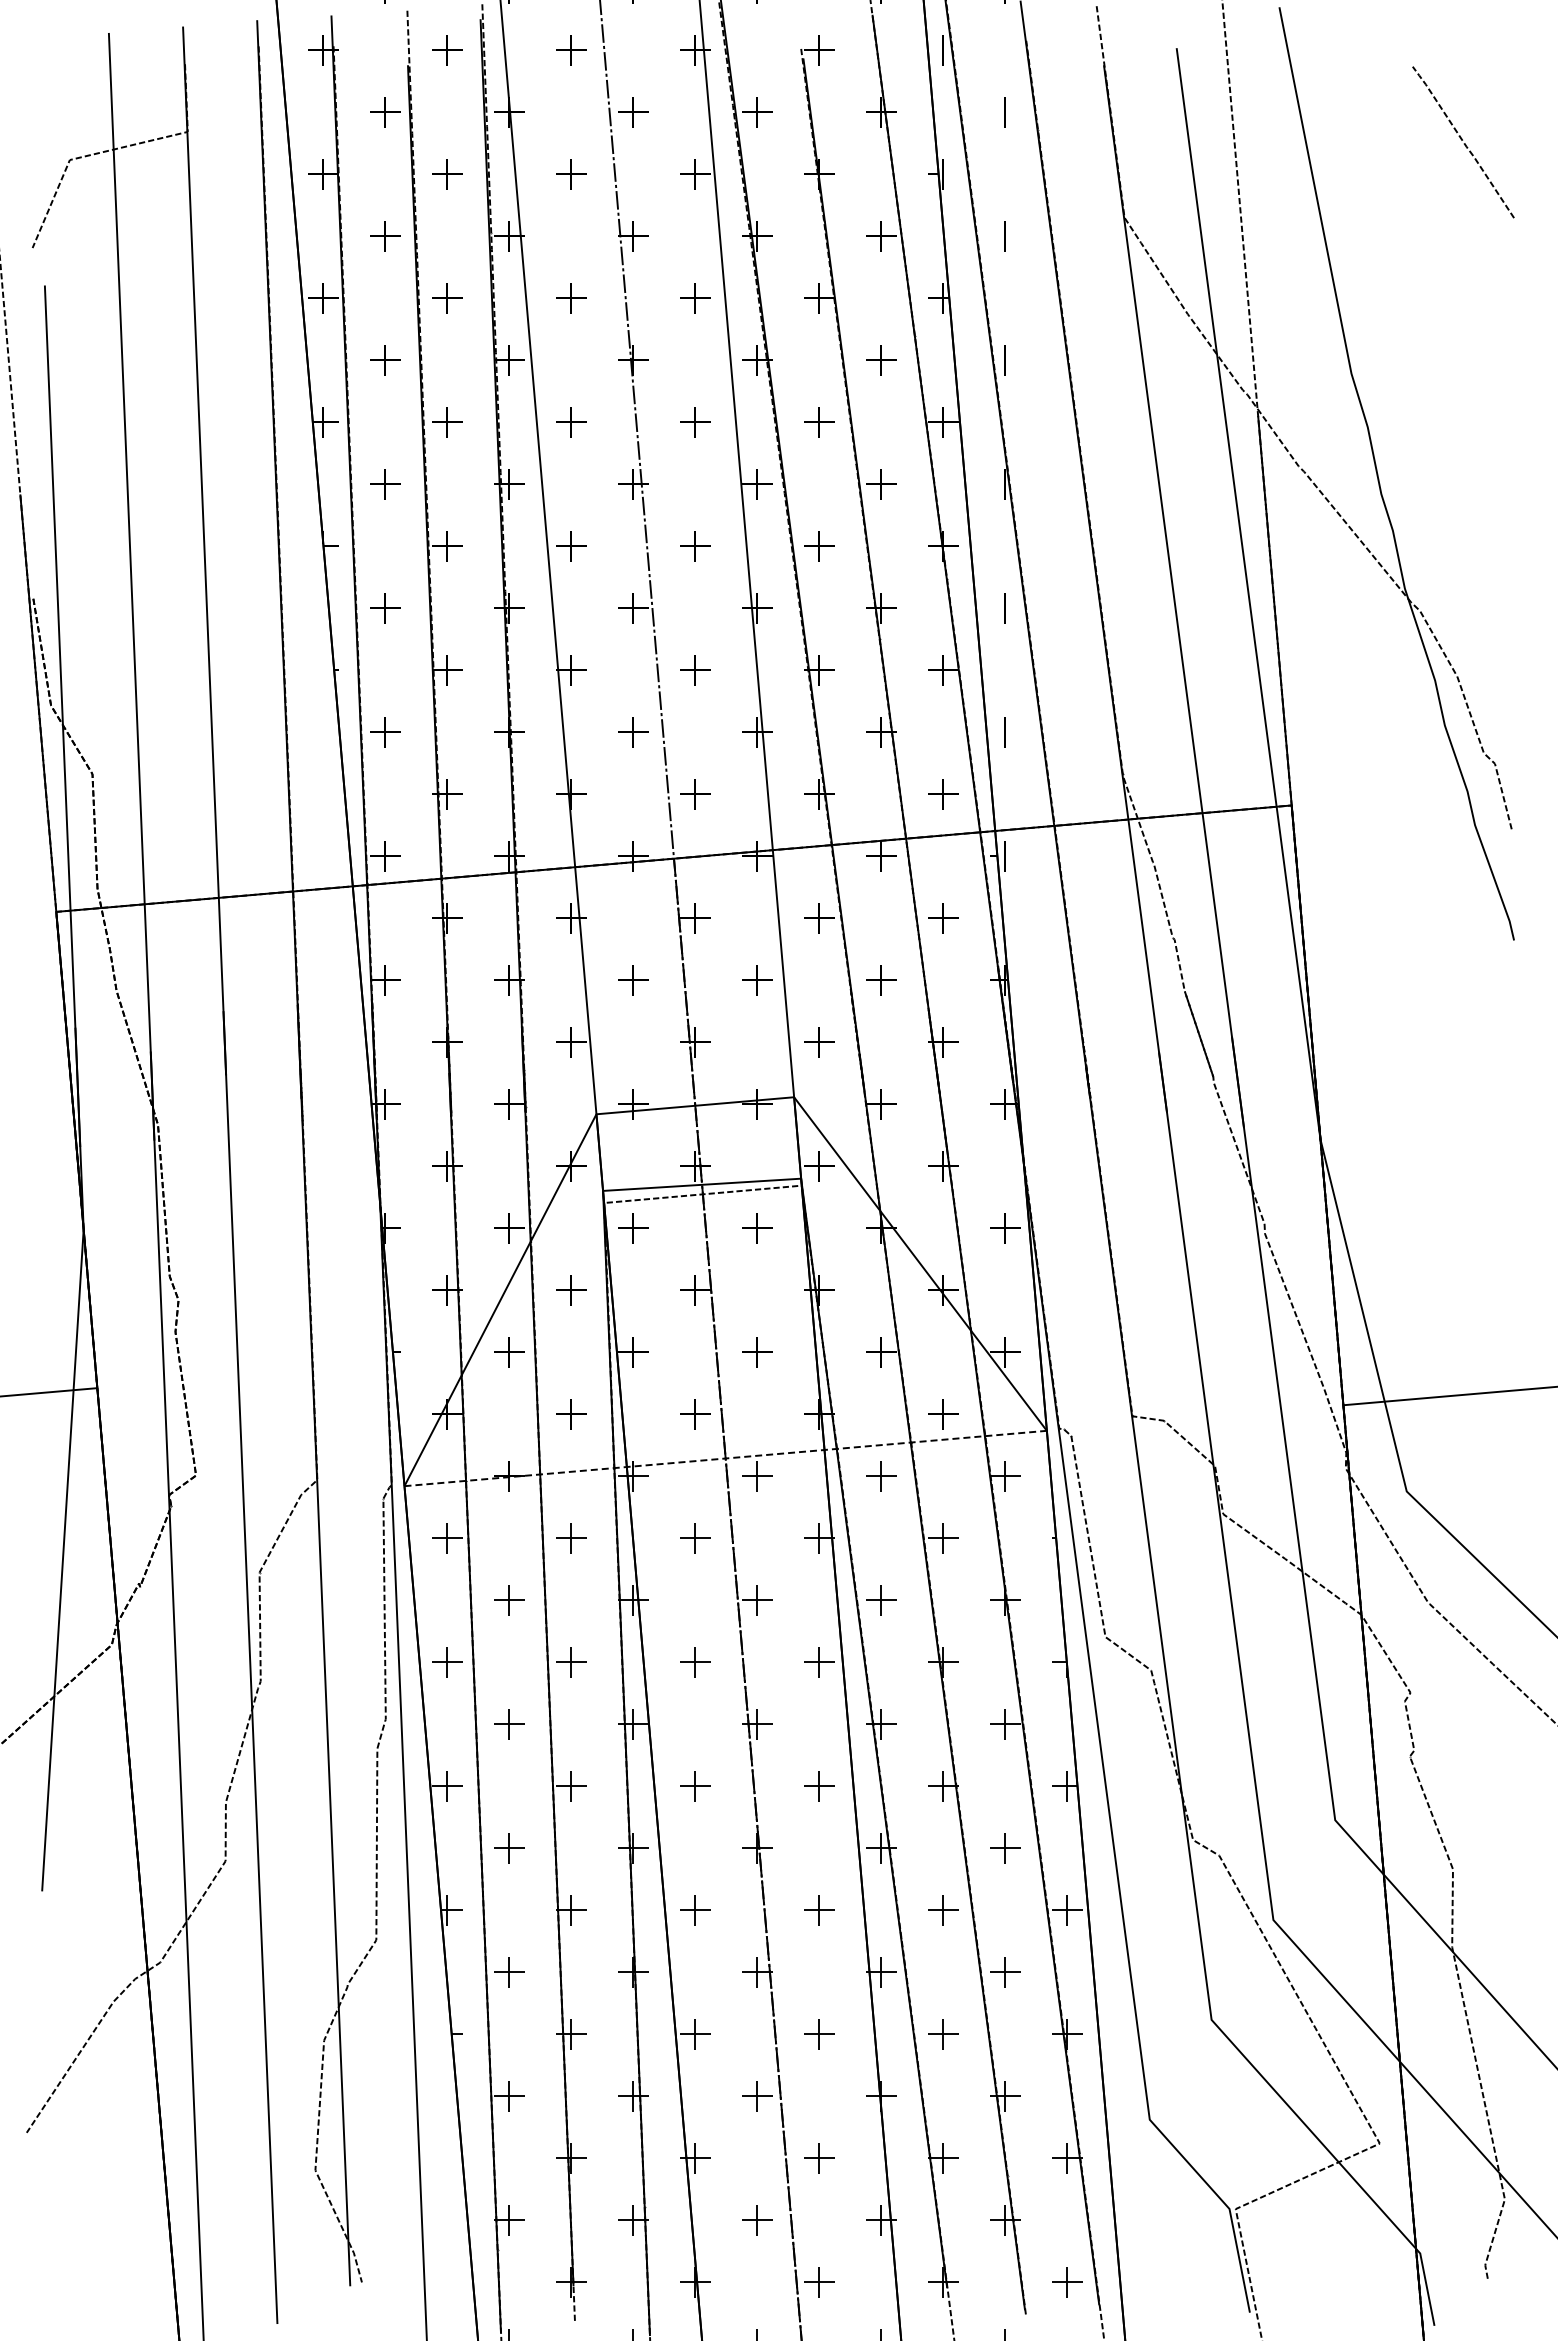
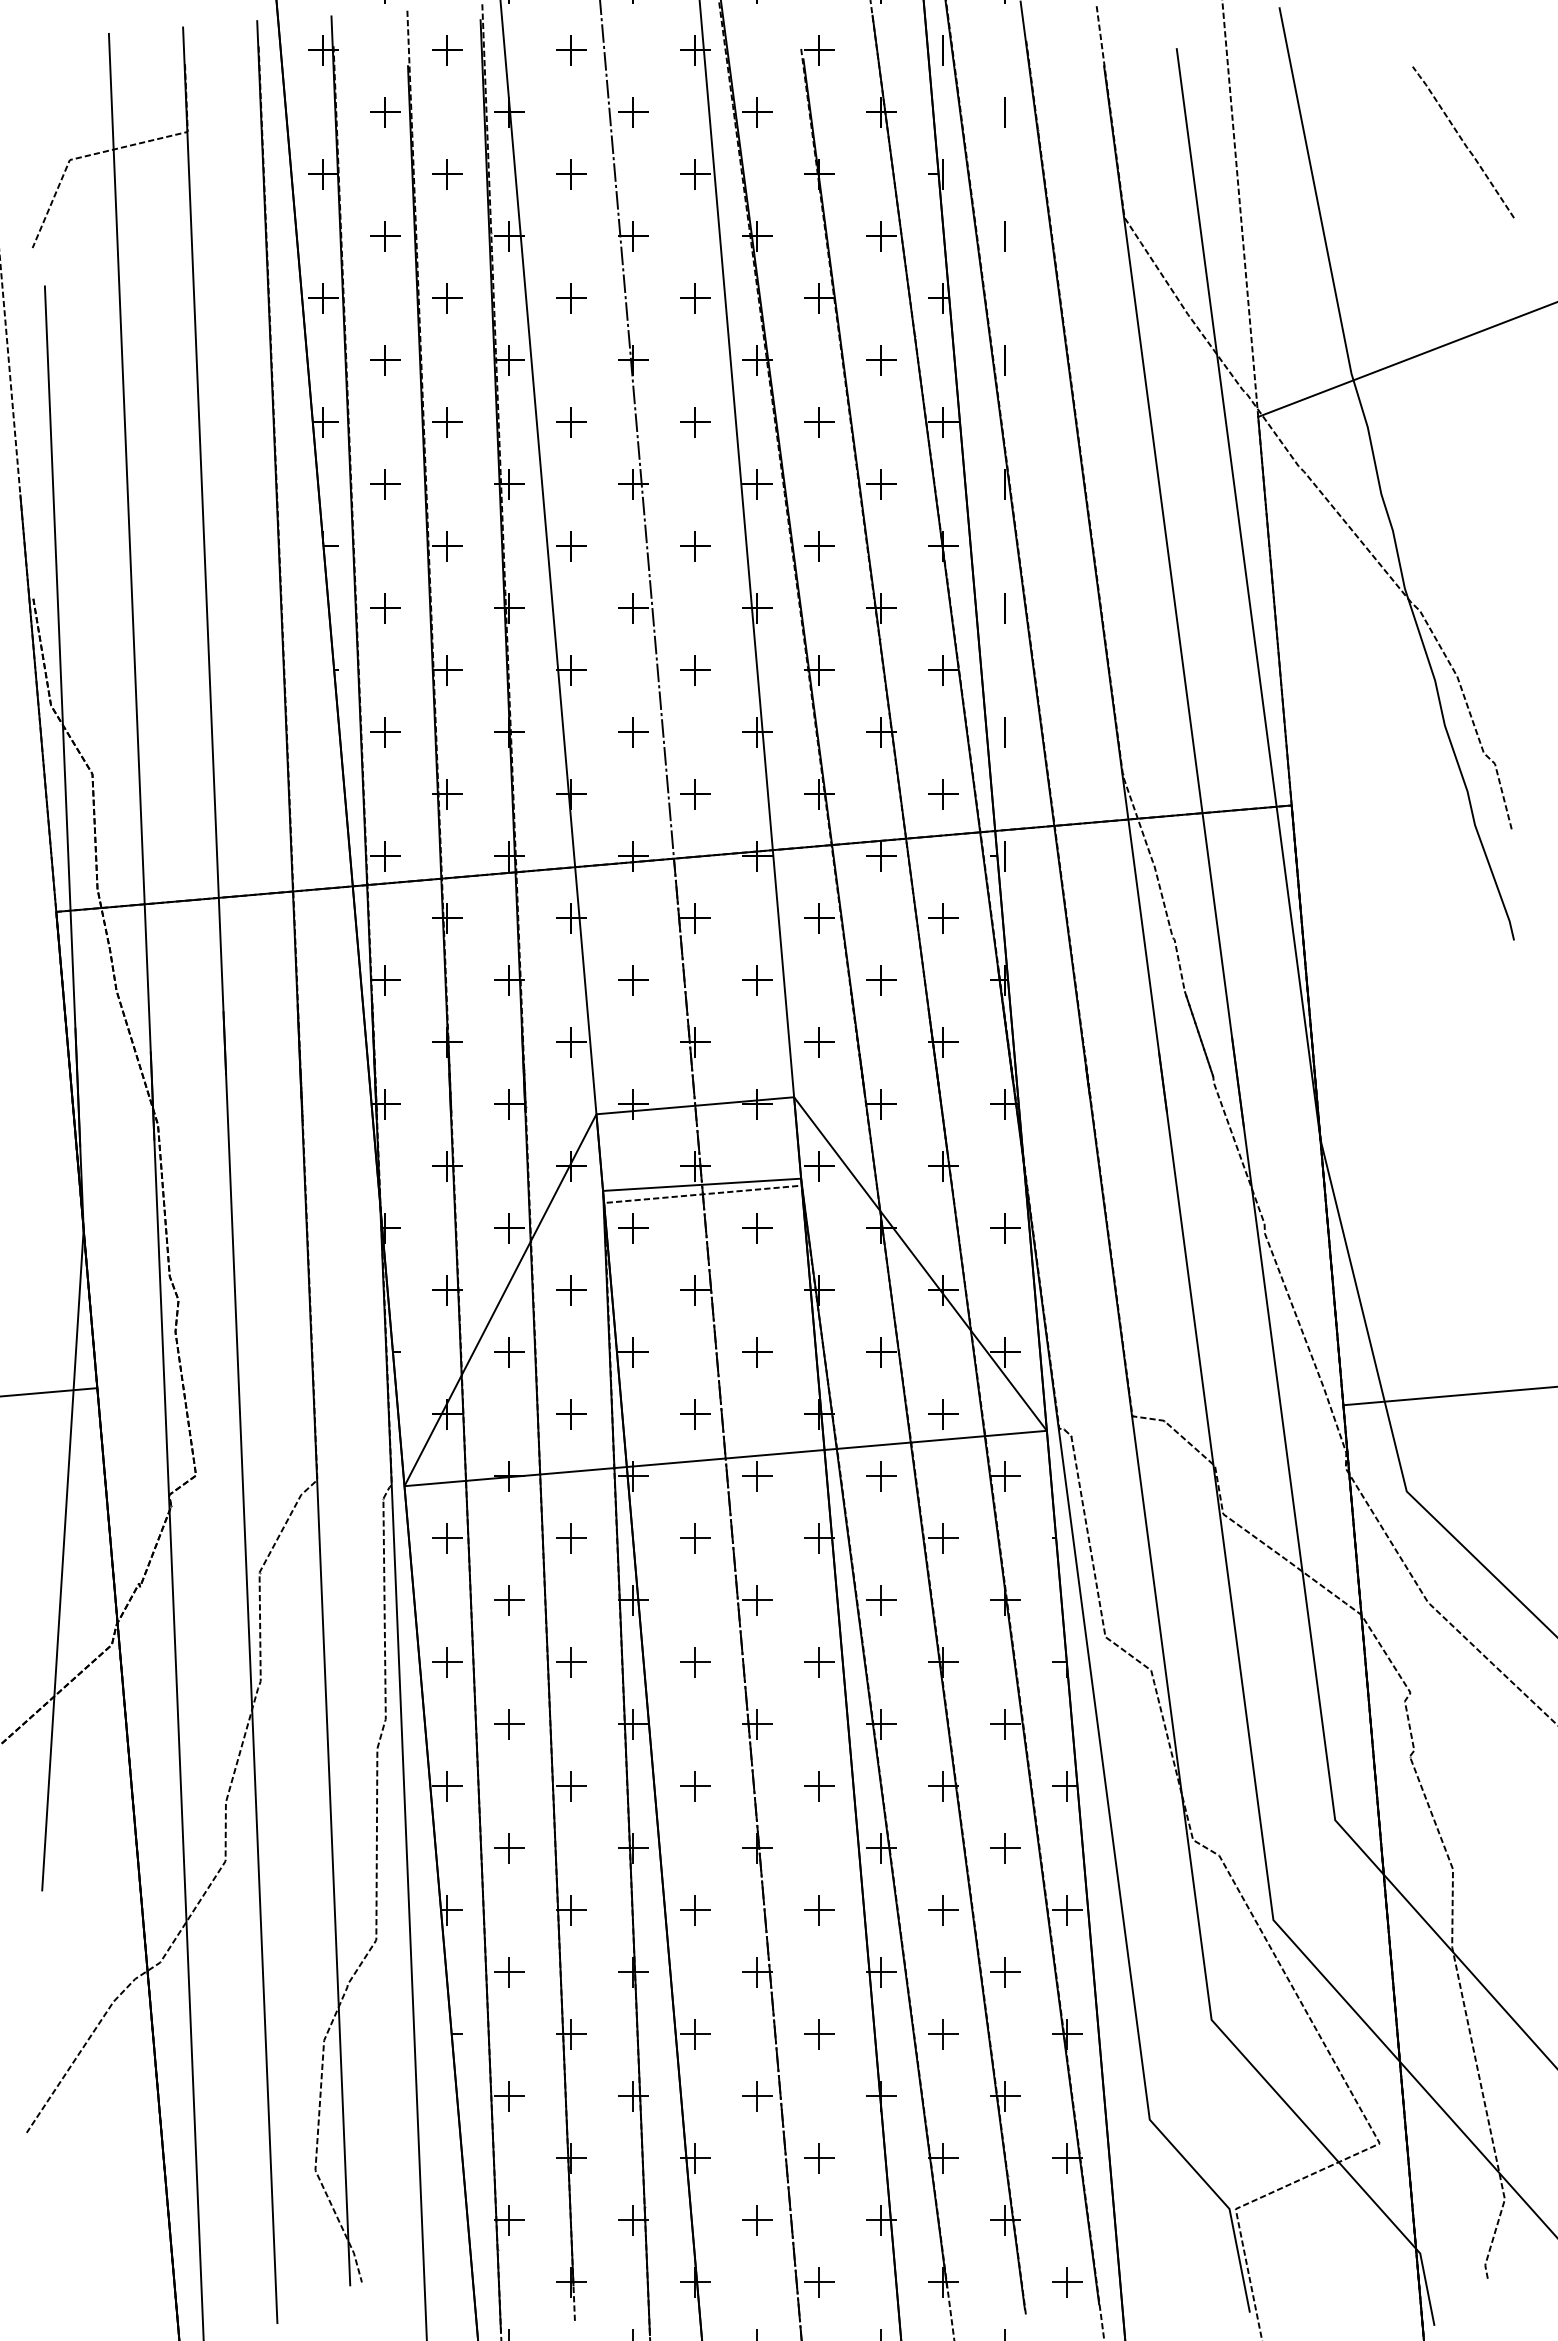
line: none -> present (1406, 359)
line: dashed -> solid (726, 1458)
